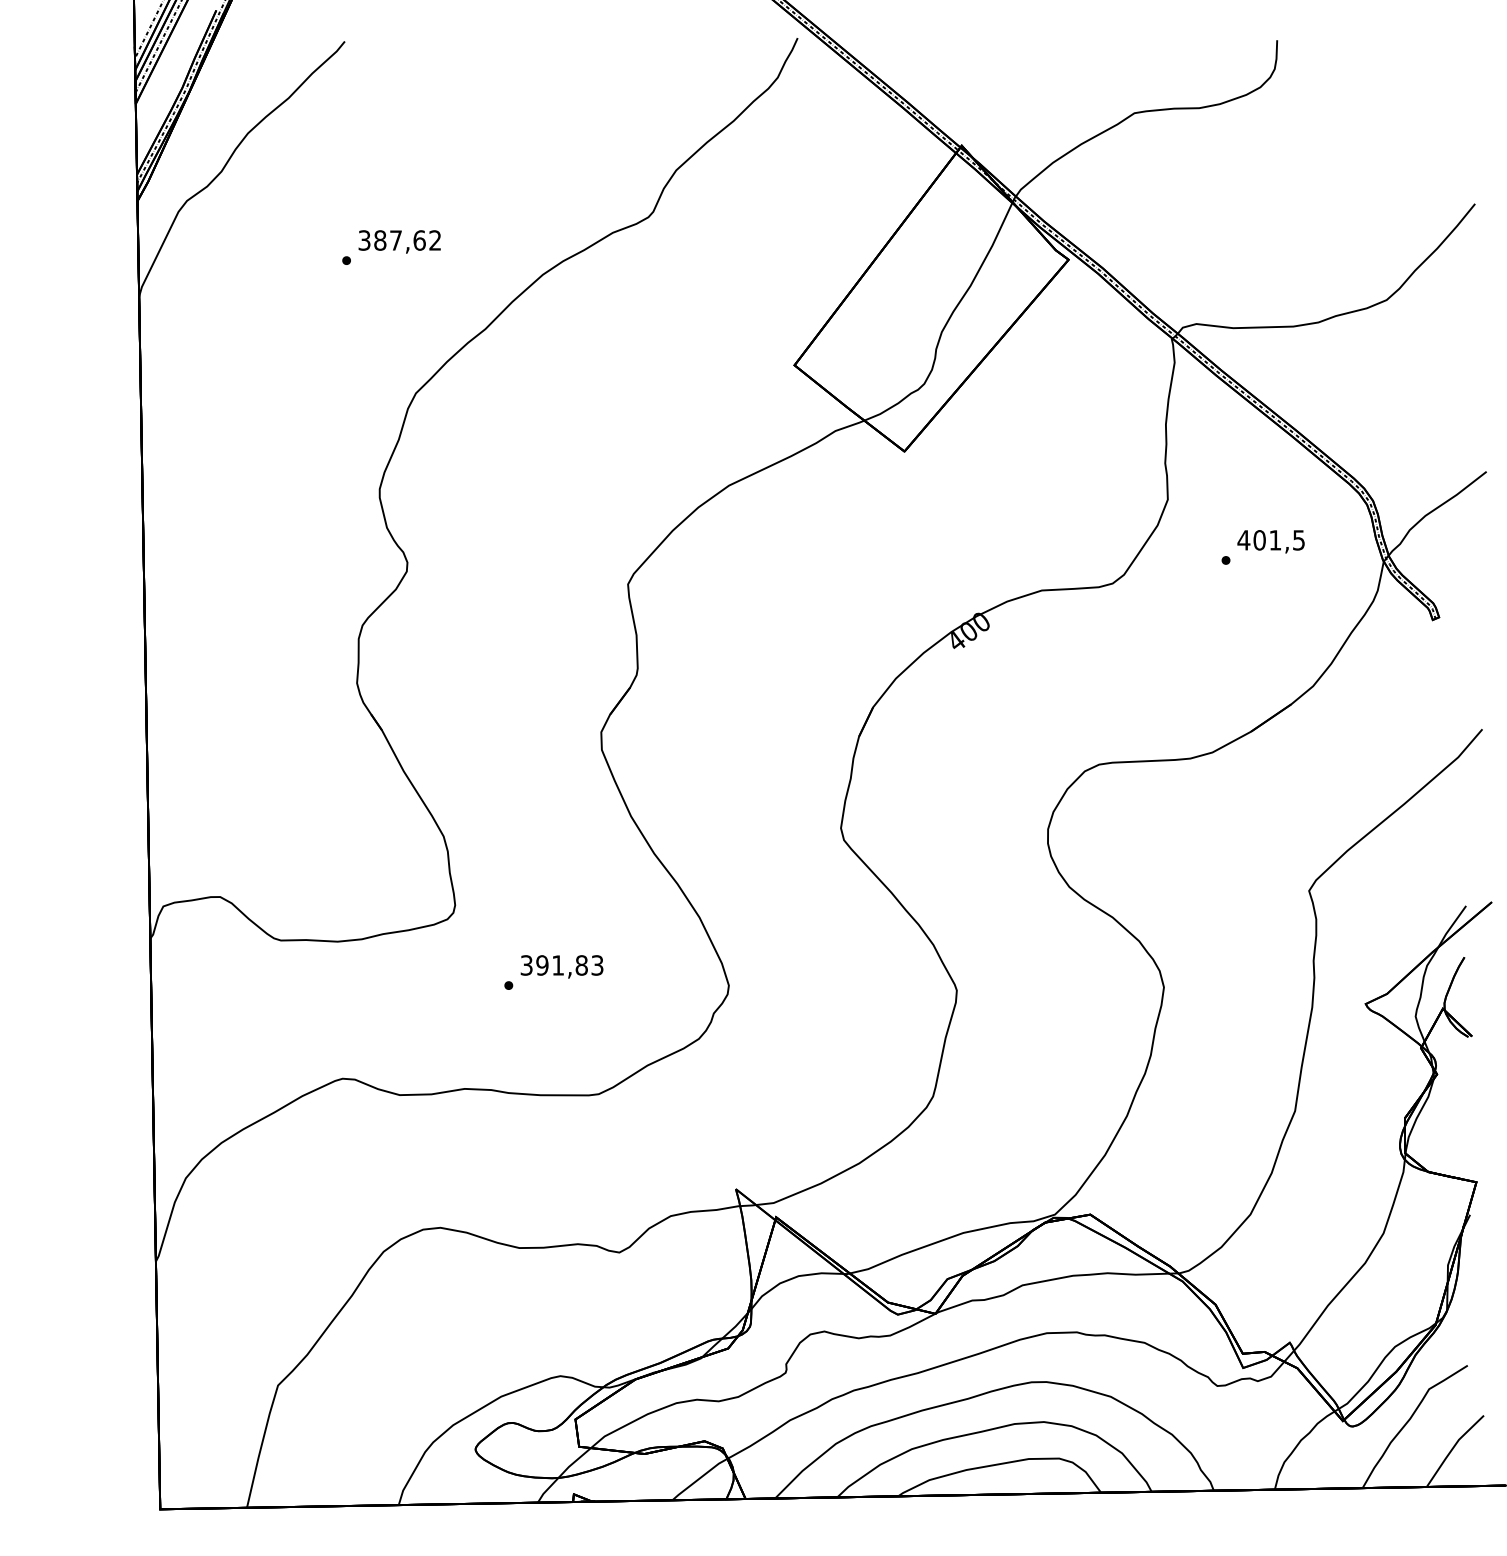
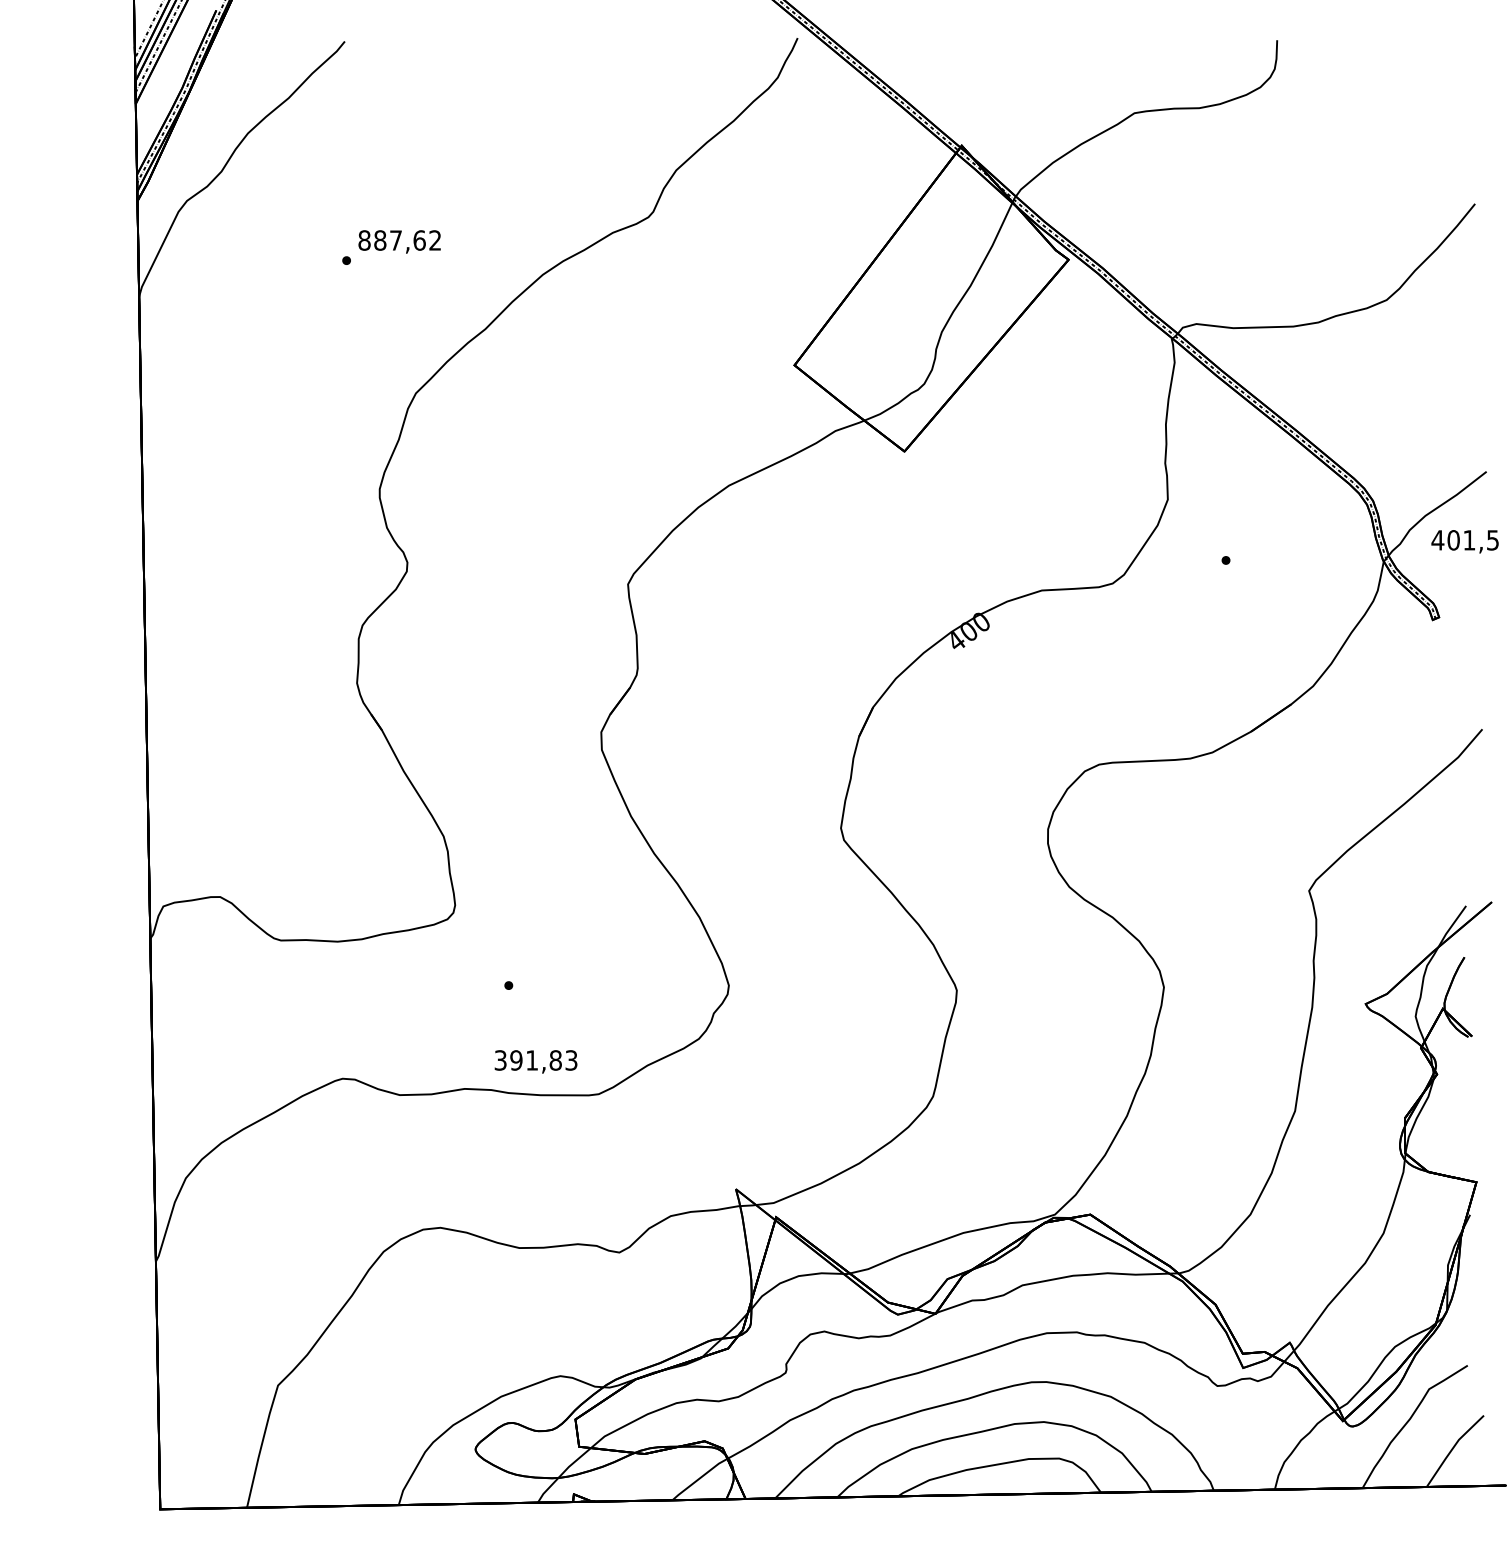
text: 387,62 -> 887,62 (364, 240)
text position: (1270, 541) -> (1464, 541) (1464, 541)
text position: (561, 966) -> (535, 1061) (535, 1061)
